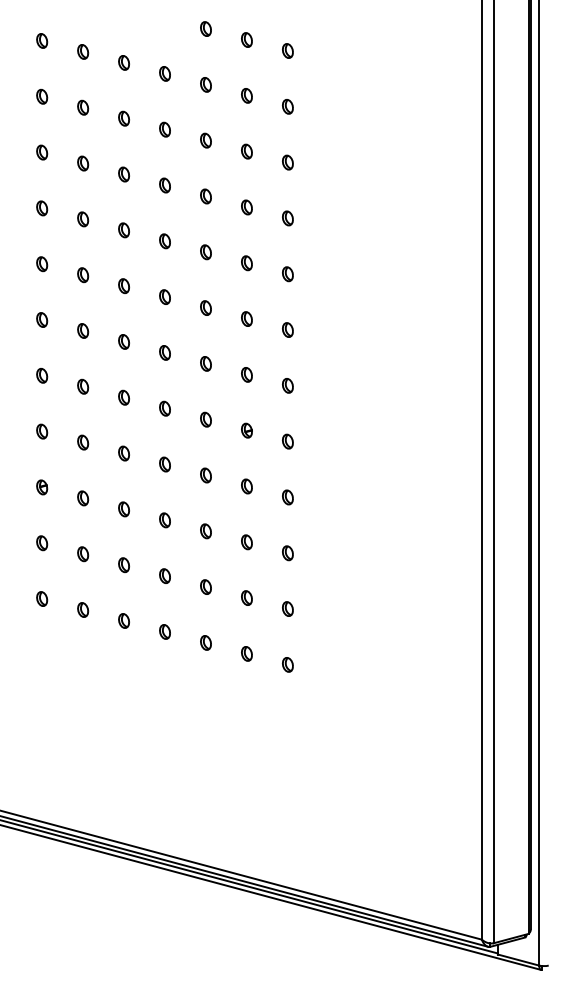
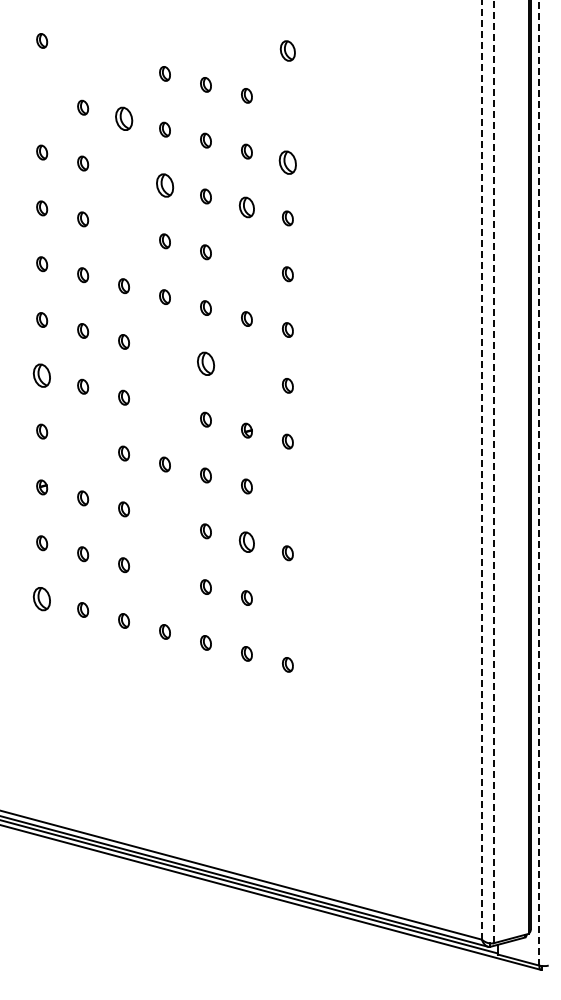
part: present -> none (205, 28)
part: present -> none (246, 39)
part size: 12x16 px -> 17x22 px (287, 50)
part: present -> none (83, 51)
part: present -> none (123, 62)
part: present -> none (42, 96)
part: present -> none (287, 106)
part size: 12x17 px -> 19x25 px (124, 118)
part size: 12x17 px -> 19x25 px (287, 162)
part: present -> none (123, 174)
part size: 12x17 px -> 19x25 px (165, 185)
part size: 12x17 px -> 17x23 px (246, 207)
part: present -> none (123, 230)
part: present -> none (246, 263)
part: present -> none (164, 352)
part size: 12x16 px -> 18x25 px (205, 363)
part: present -> none (246, 374)
part size: 13x16 px -> 19x25 px (41, 375)
part: present -> none (164, 408)
part: present -> none (83, 442)
line: solid -> dashed (481, 469)
line: solid -> dashed (493, 471)
line: solid -> dashed (539, 482)
part: present -> none (287, 497)
part: present -> none (164, 520)
part size: 12x17 px -> 17x22 px (246, 541)
part: present -> none (164, 575)
part size: 13x16 px -> 19x25 px (41, 599)
part: present -> none (287, 608)
